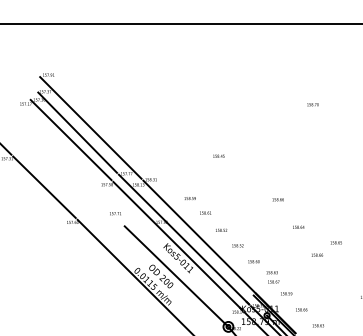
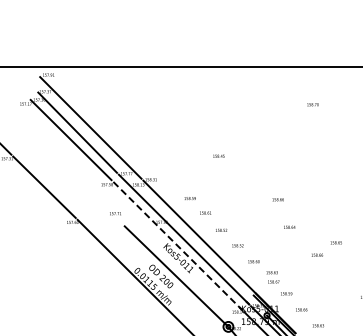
line position: (180, 23) -> (180, 66) (180, 66)
text position: (298, 226) -> (289, 226) (289, 226)
line: solid -> dashed (177, 246)
